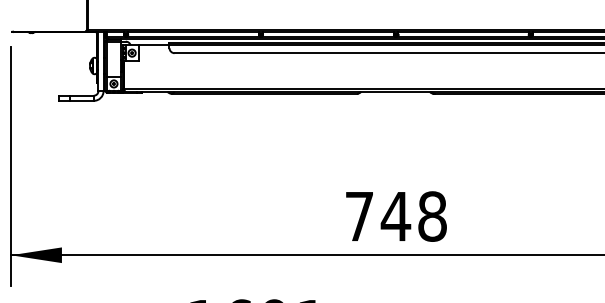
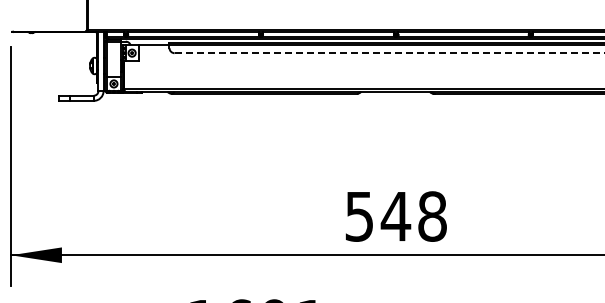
line: solid -> dashed (389, 53)
text: 748 -> 548 (358, 216)
